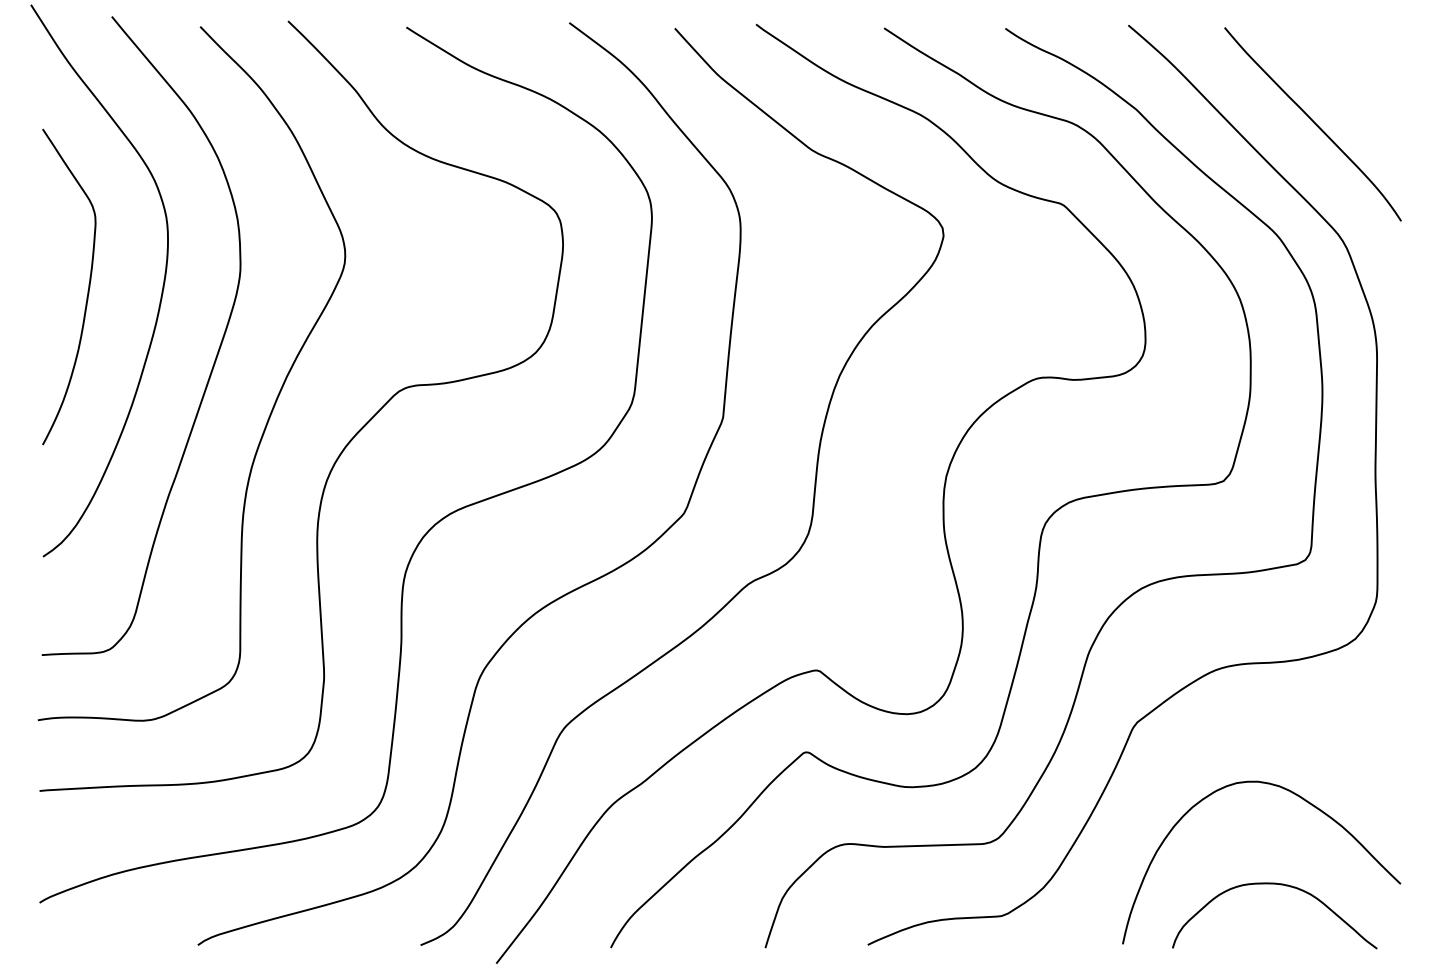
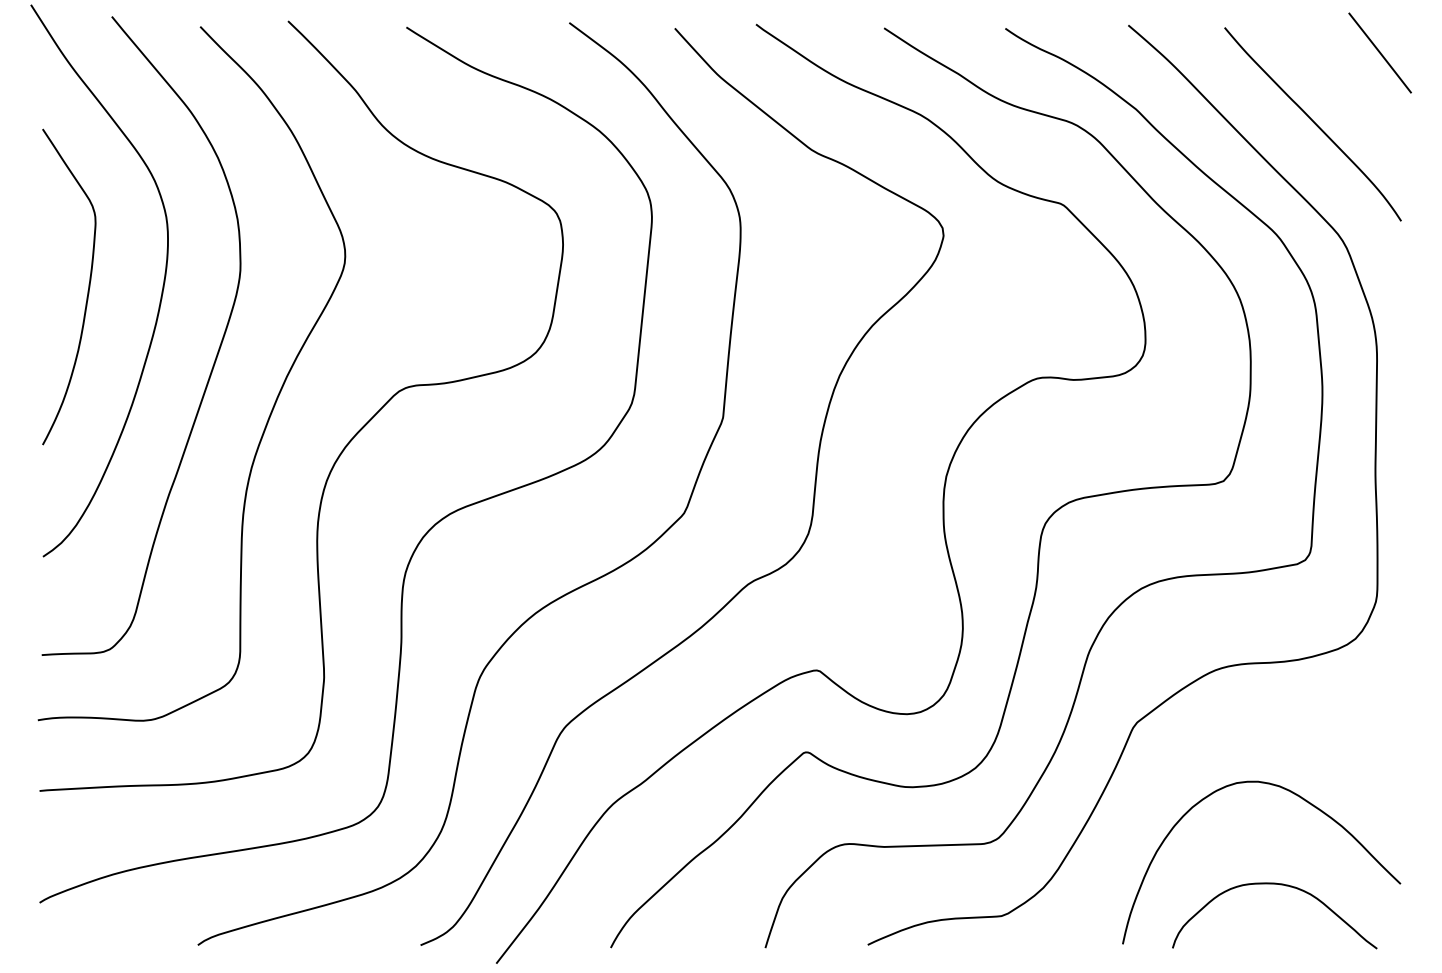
line: none -> present (1379, 52)
